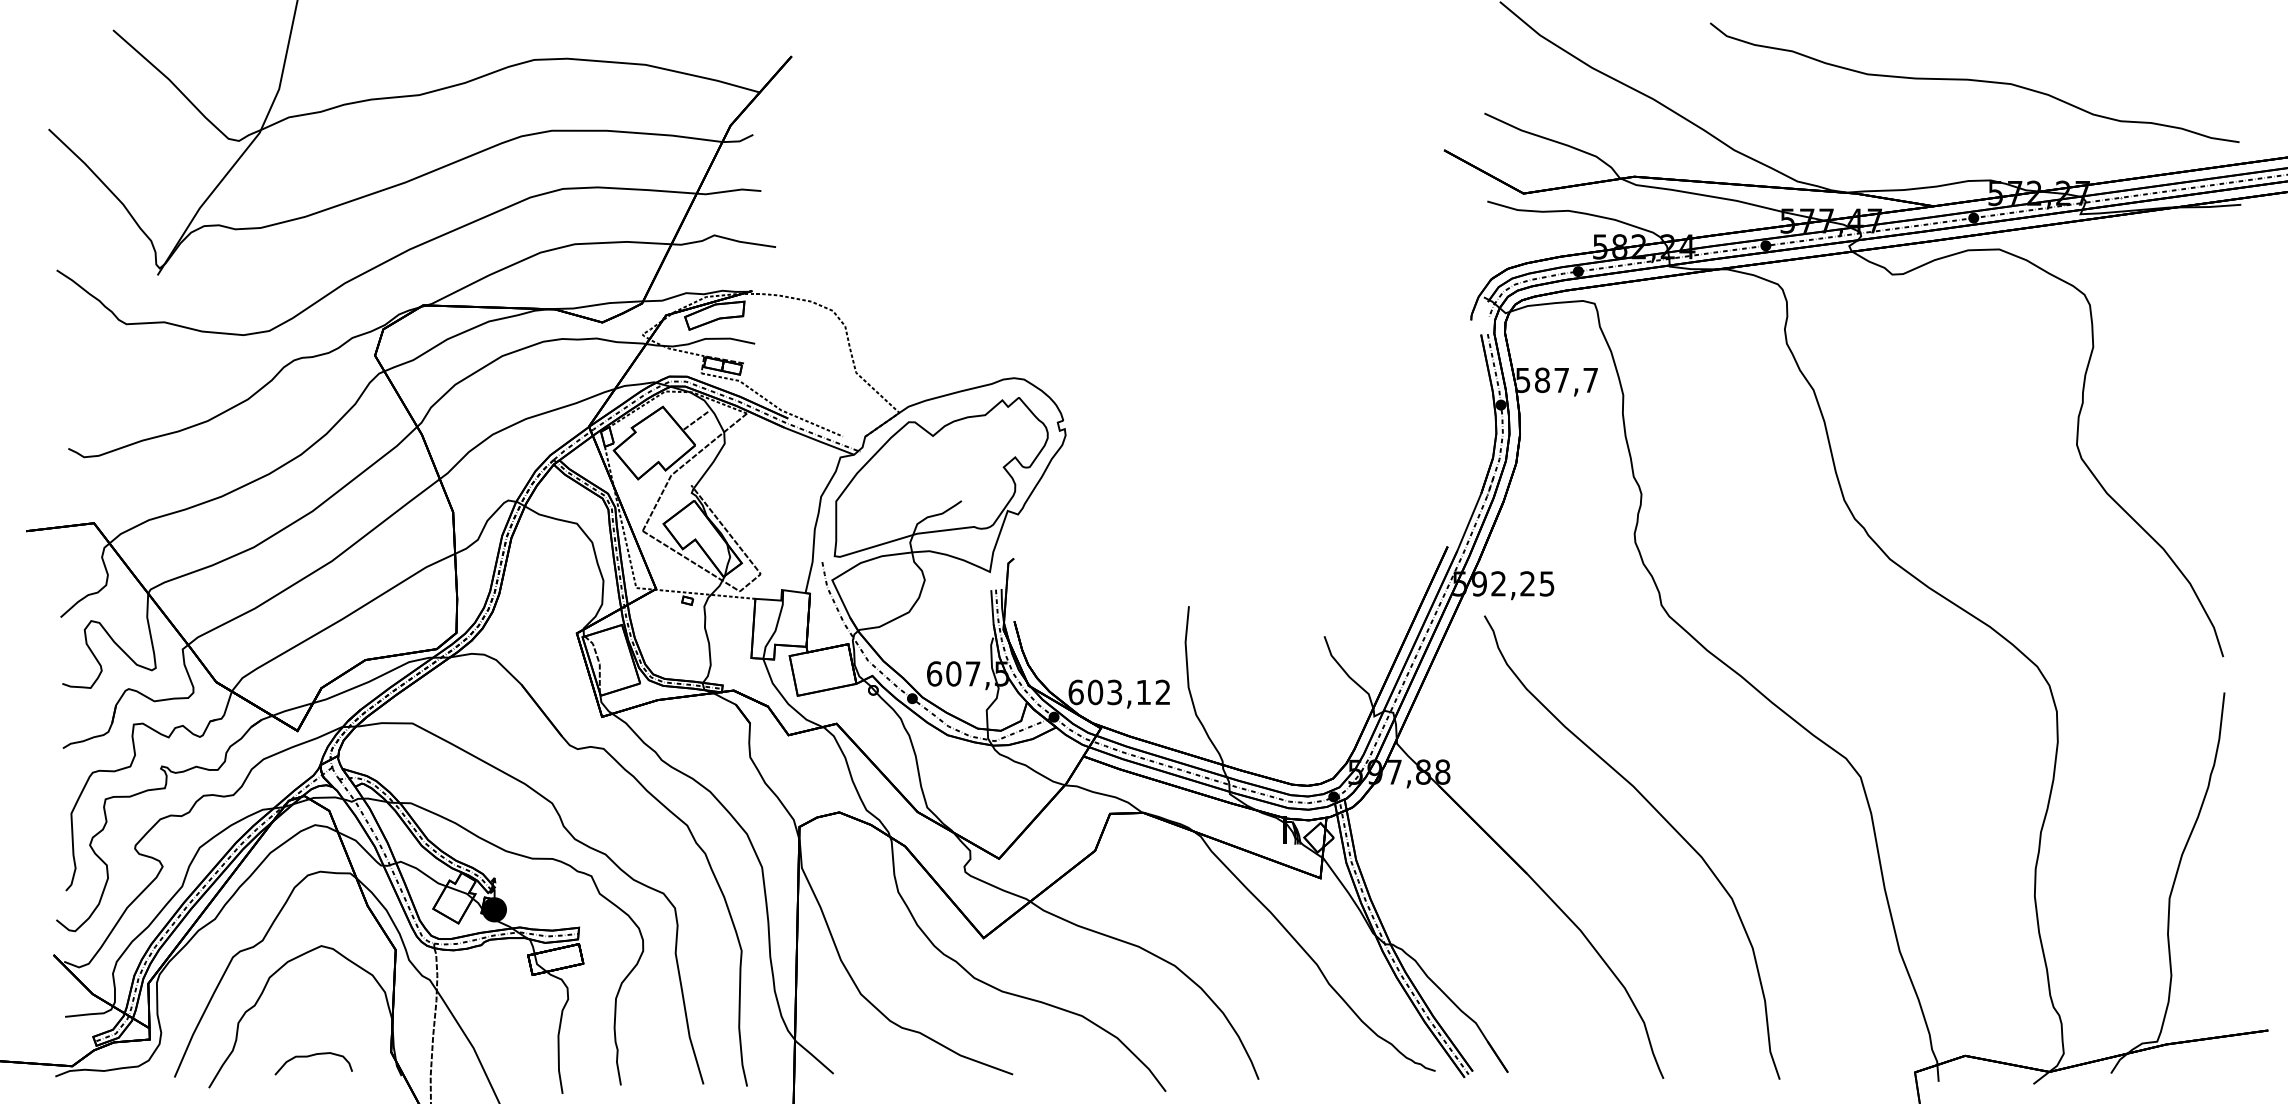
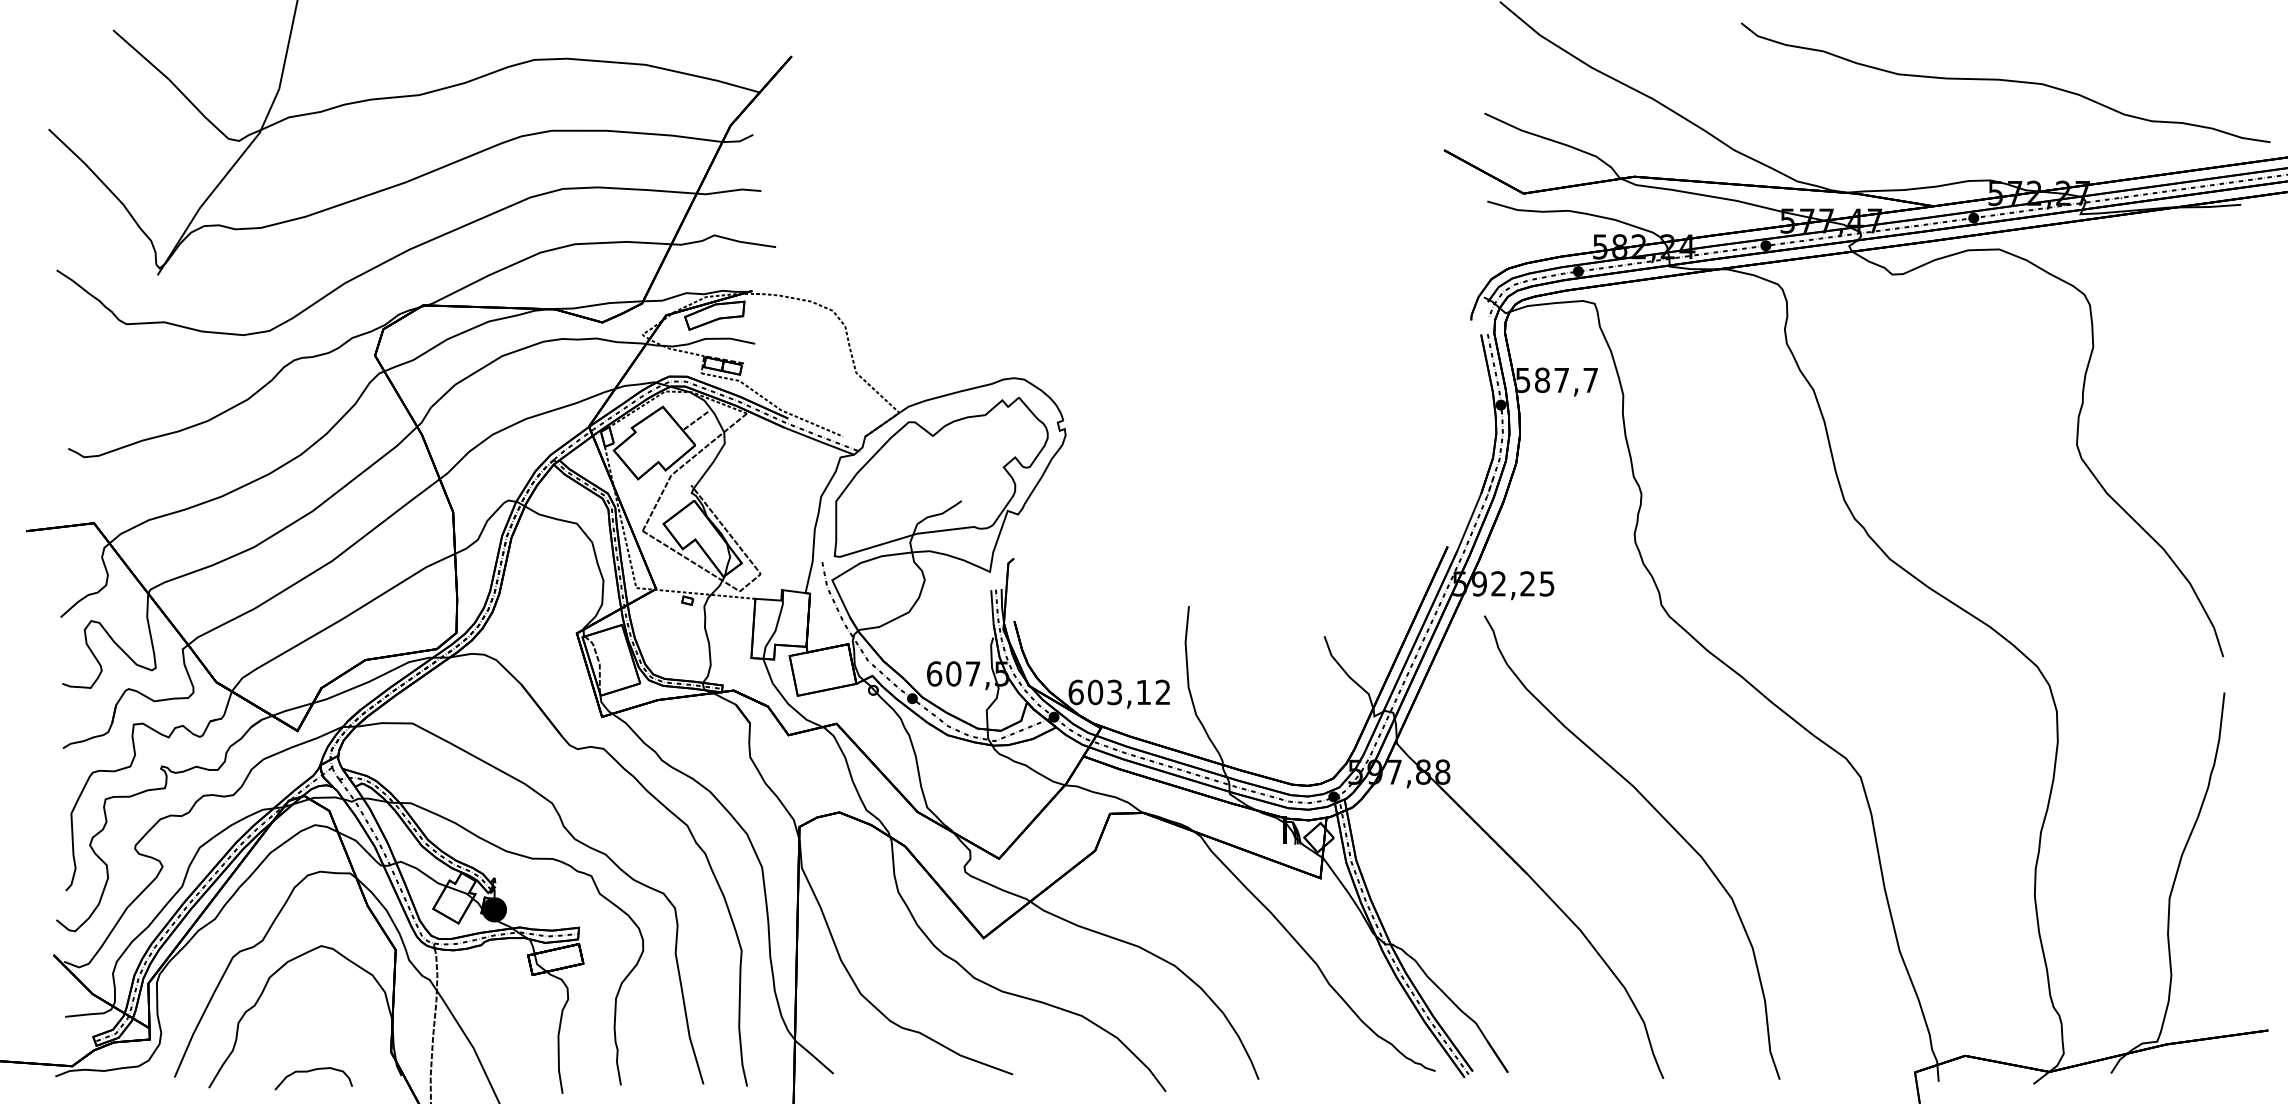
curve position: (1974, 81) -> (2005, 81) (2005, 81)
curve position: (312, 1056) -> (312, 1071) (312, 1071)
